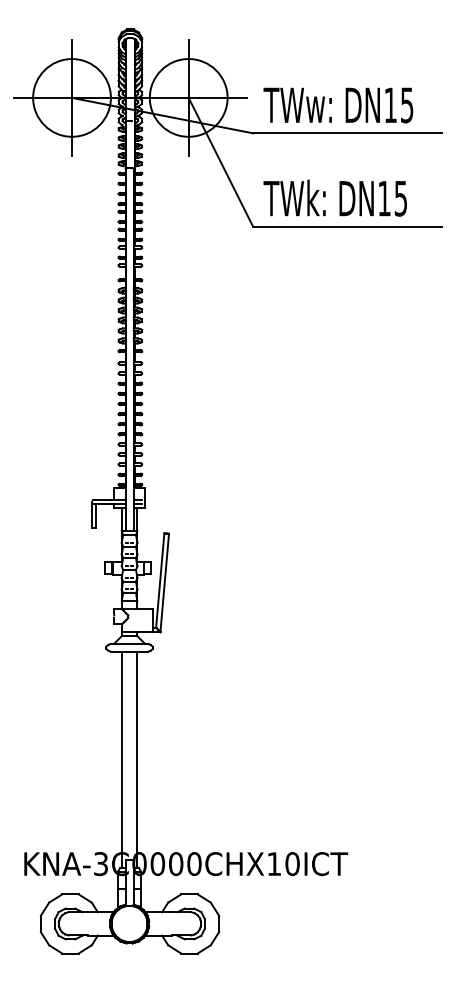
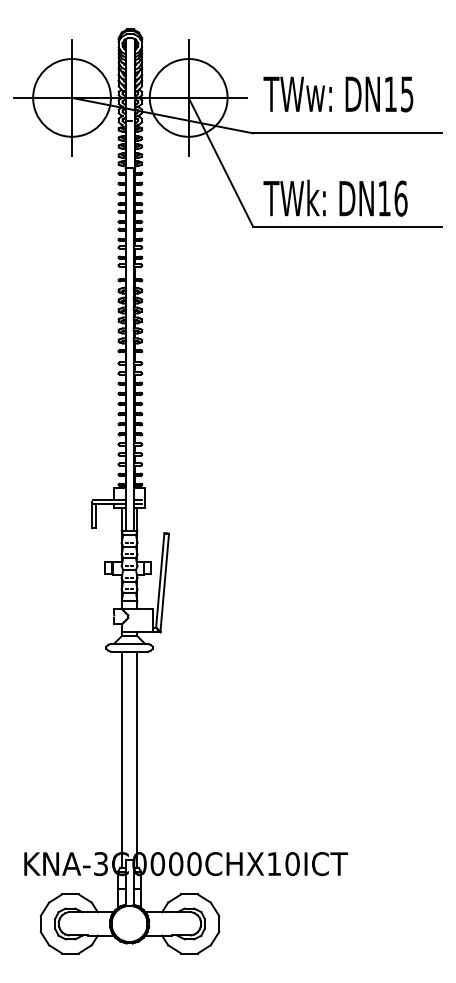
text position: (338, 105) -> (338, 94) (338, 94)
text: DN15 -> DN16 (400, 198)
